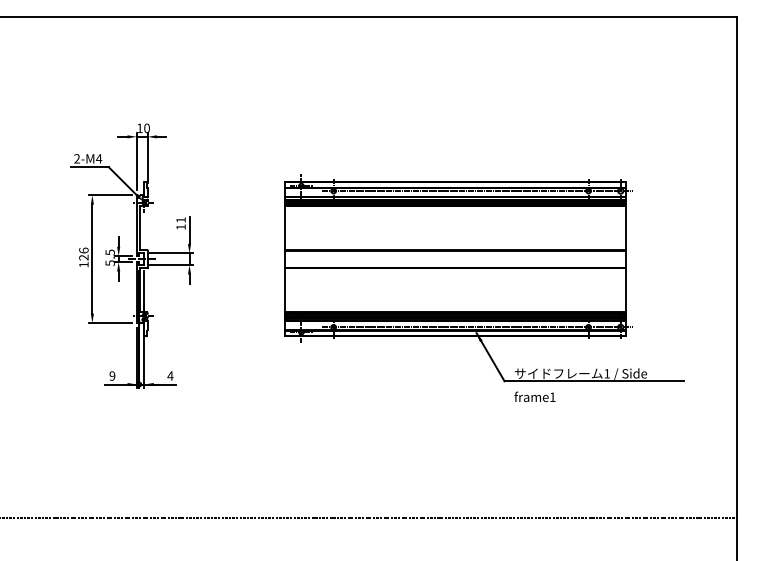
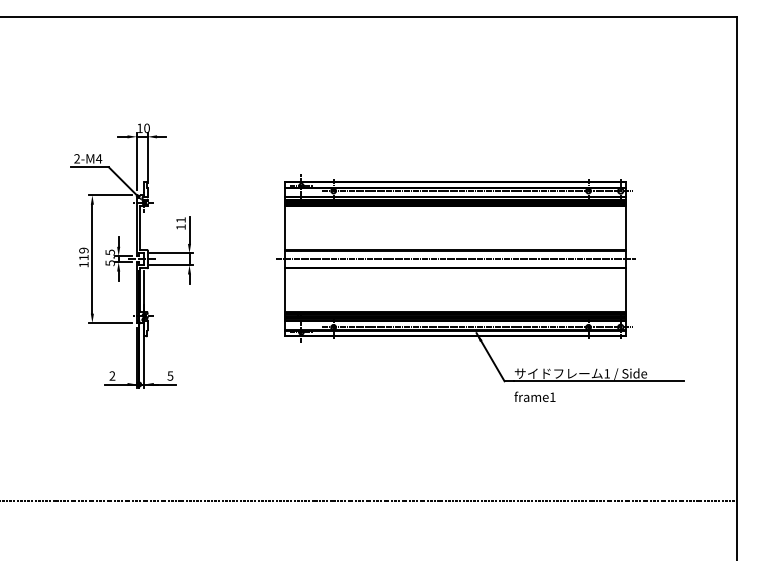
text: 126 -> 119 (83, 253)
line: none -> present (455, 259)
text: 4 -> 5 (170, 375)
text: 9 -> 2 (112, 376)
line position: (369, 518) -> (369, 501) (369, 501)
